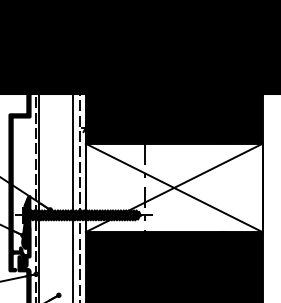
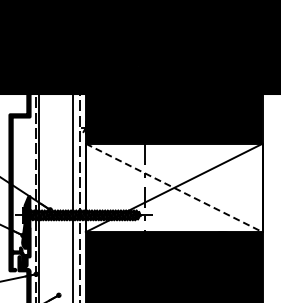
line: solid -> dashed (174, 187)
